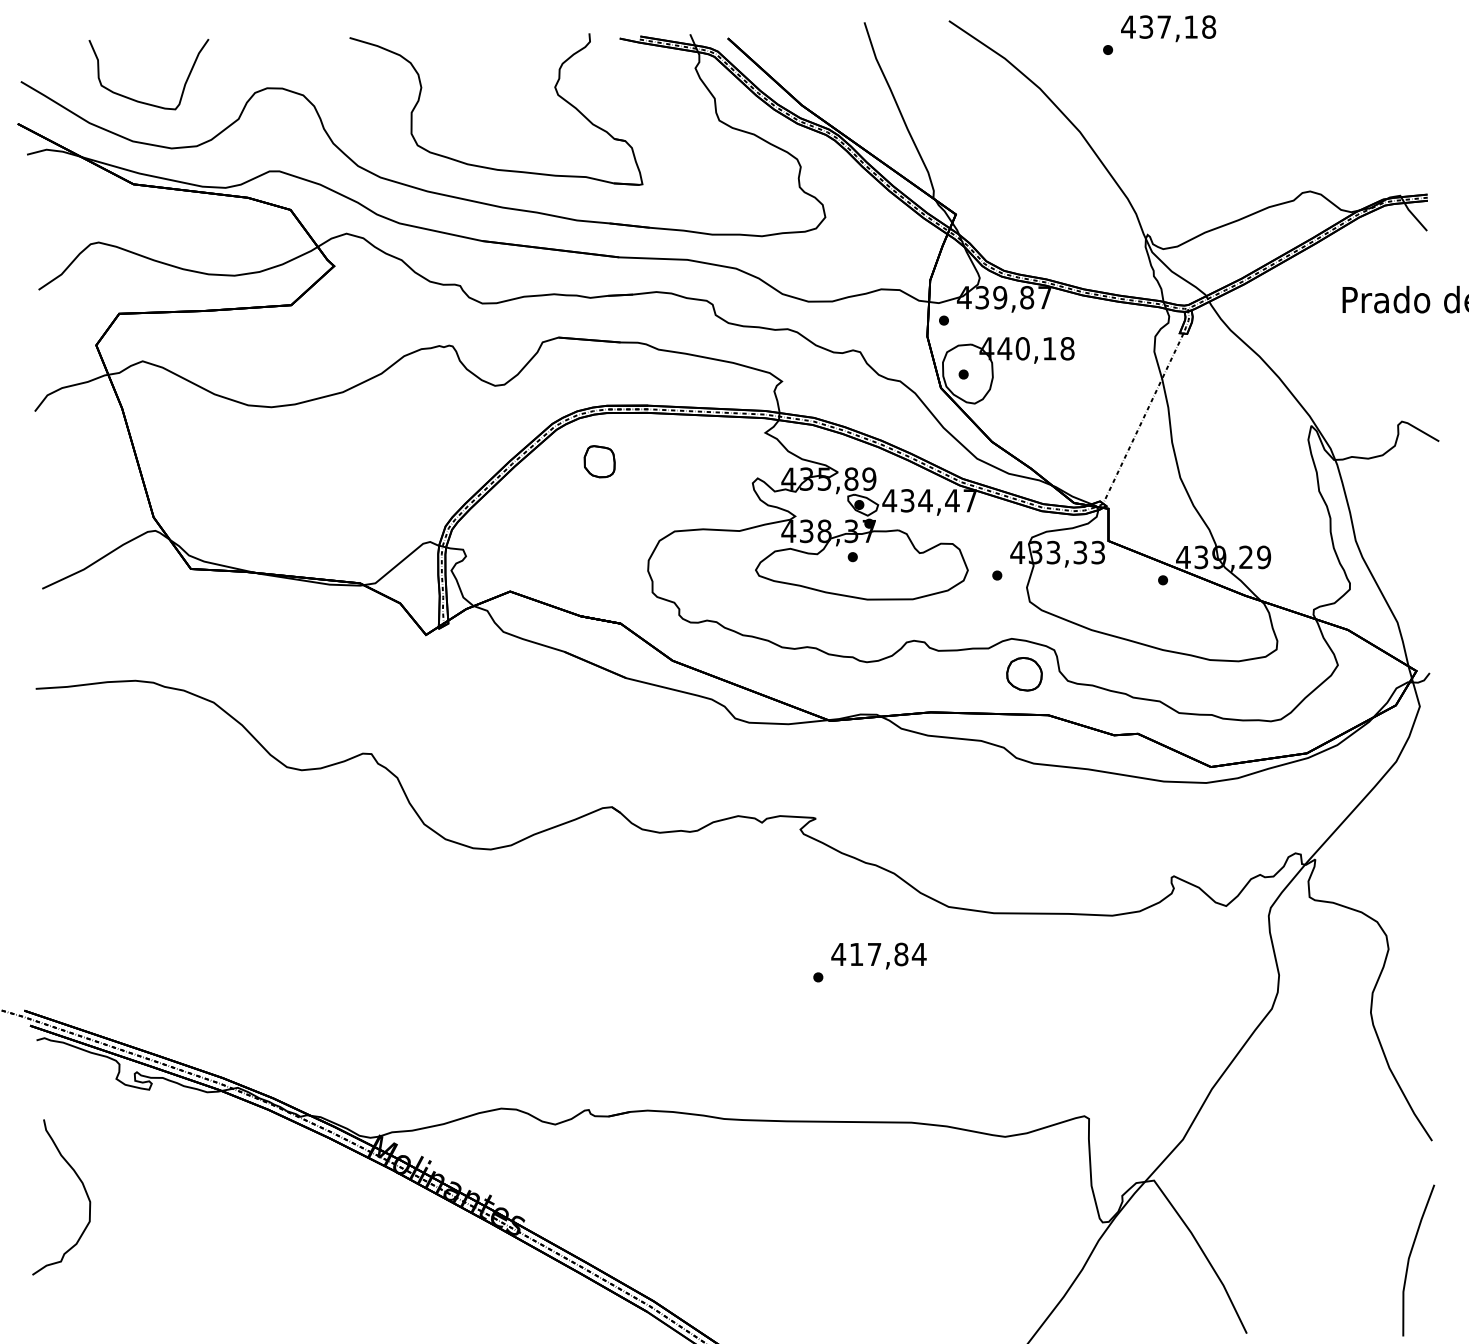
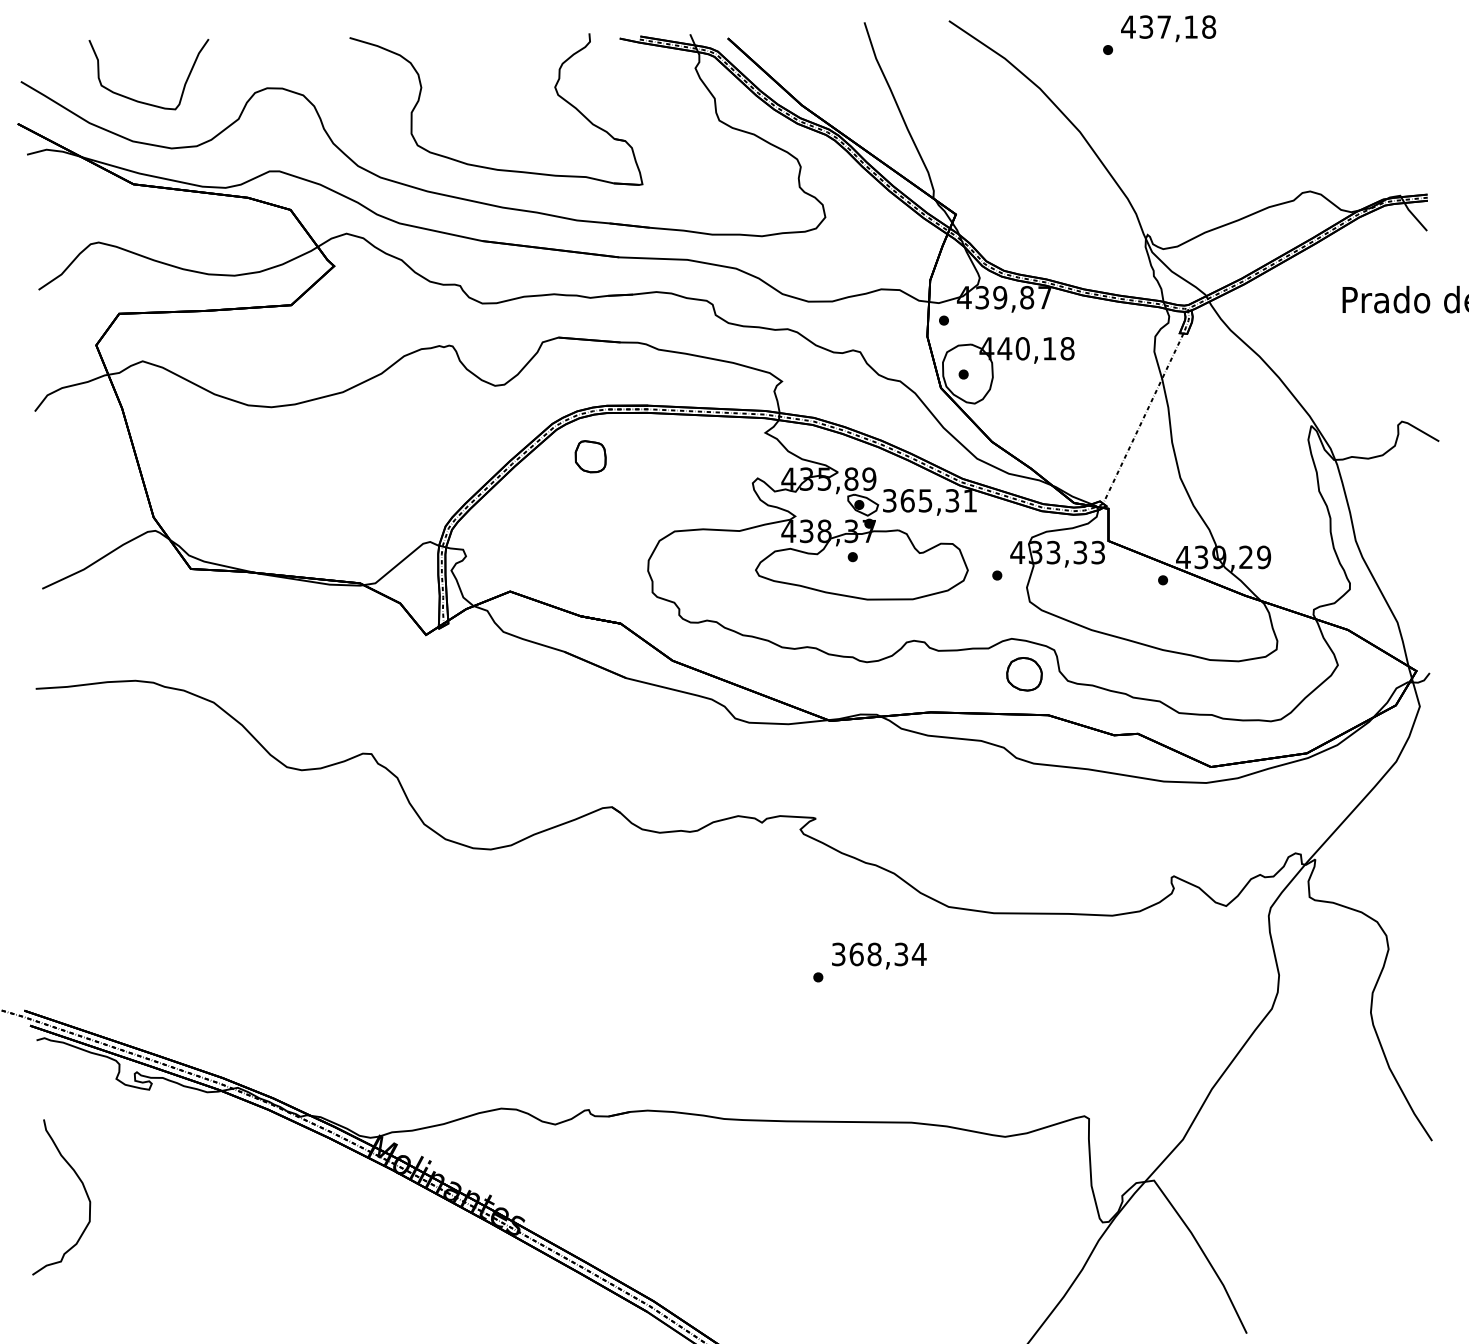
part position: (599, 461) -> (590, 456) (590, 456)
text: 434,47 -> 365,31 (929, 500)
text: 417,84 -> 368,34 (869, 954)
line: present -> none (1410, 1257)
